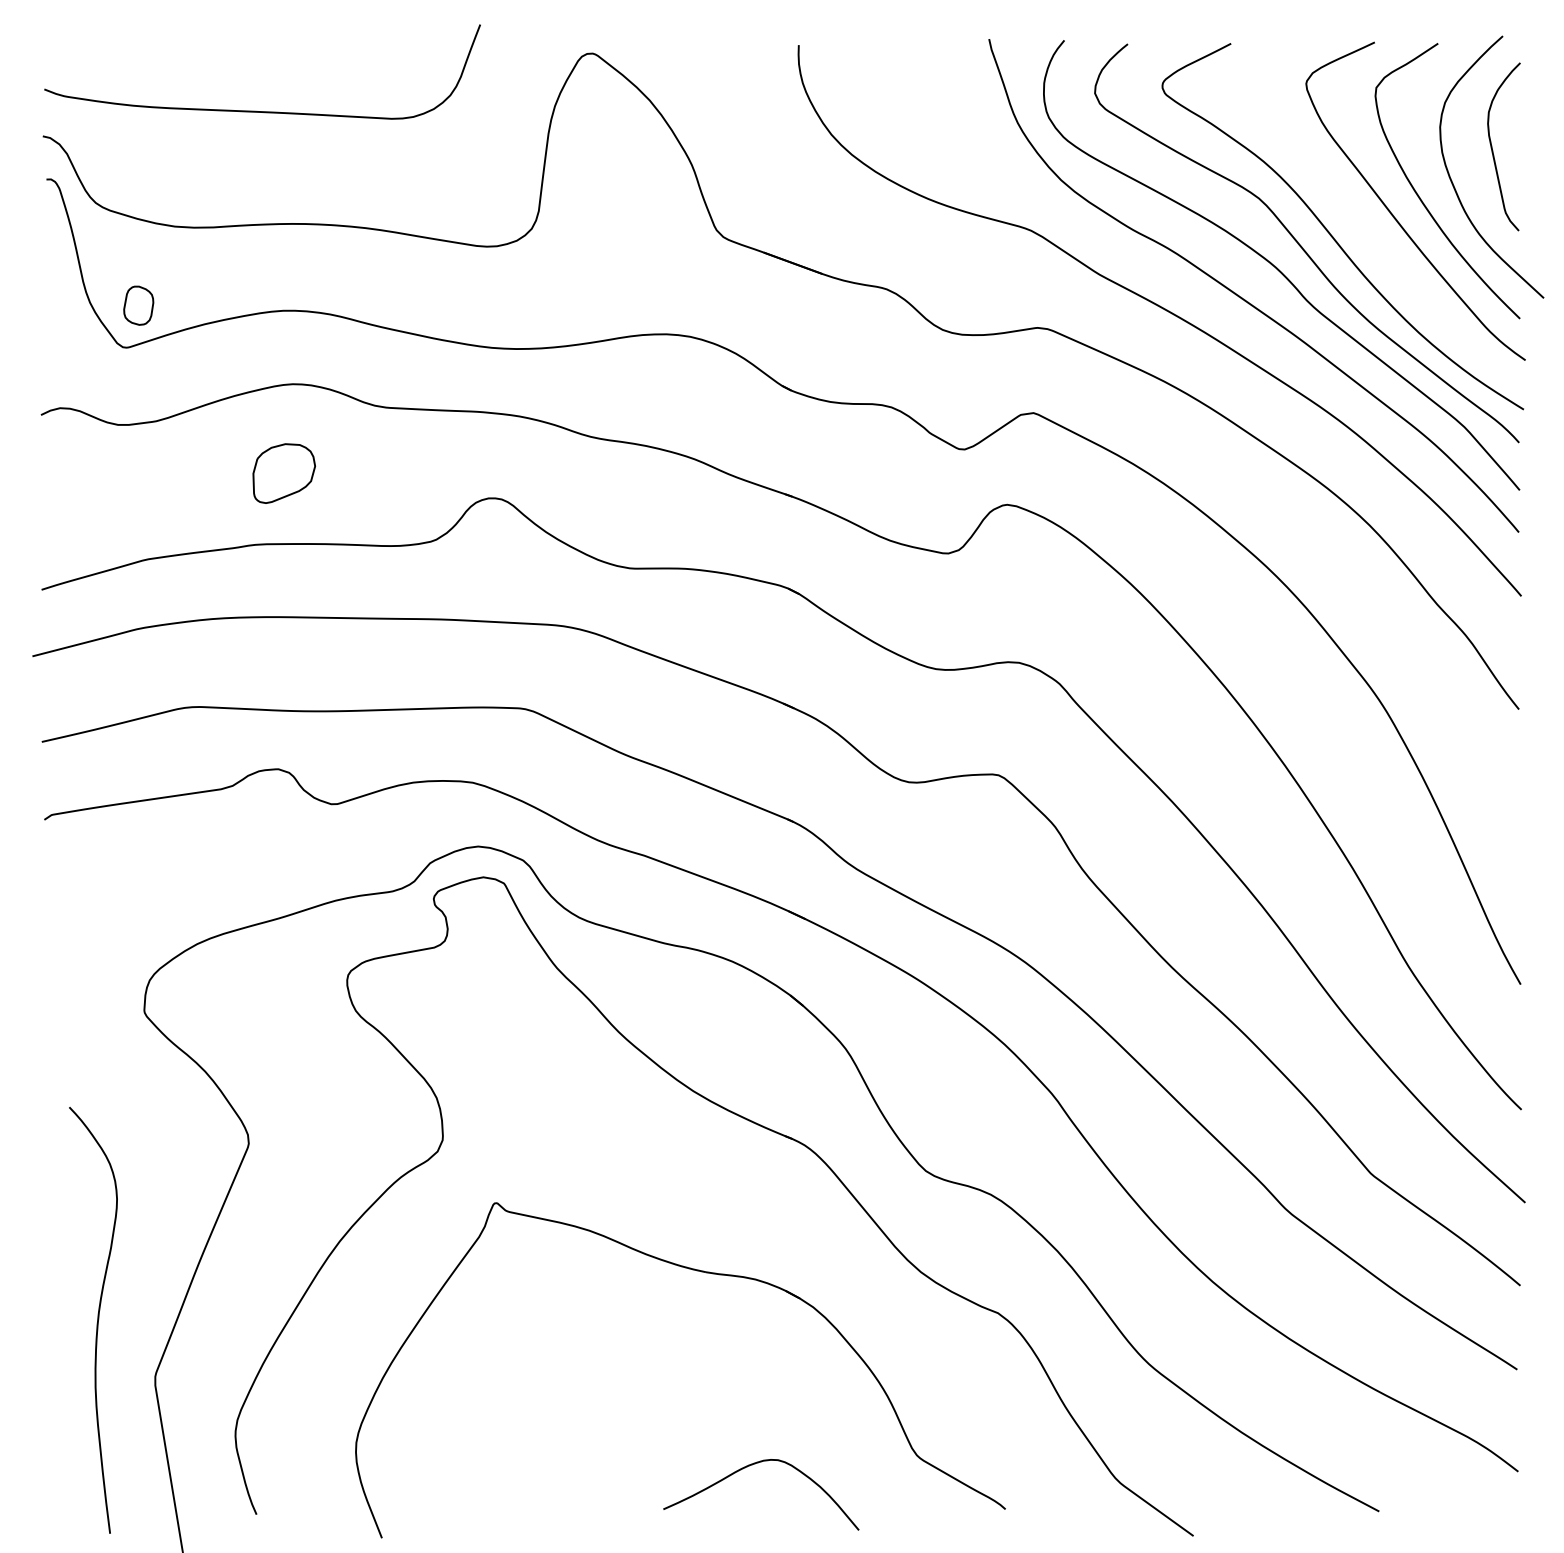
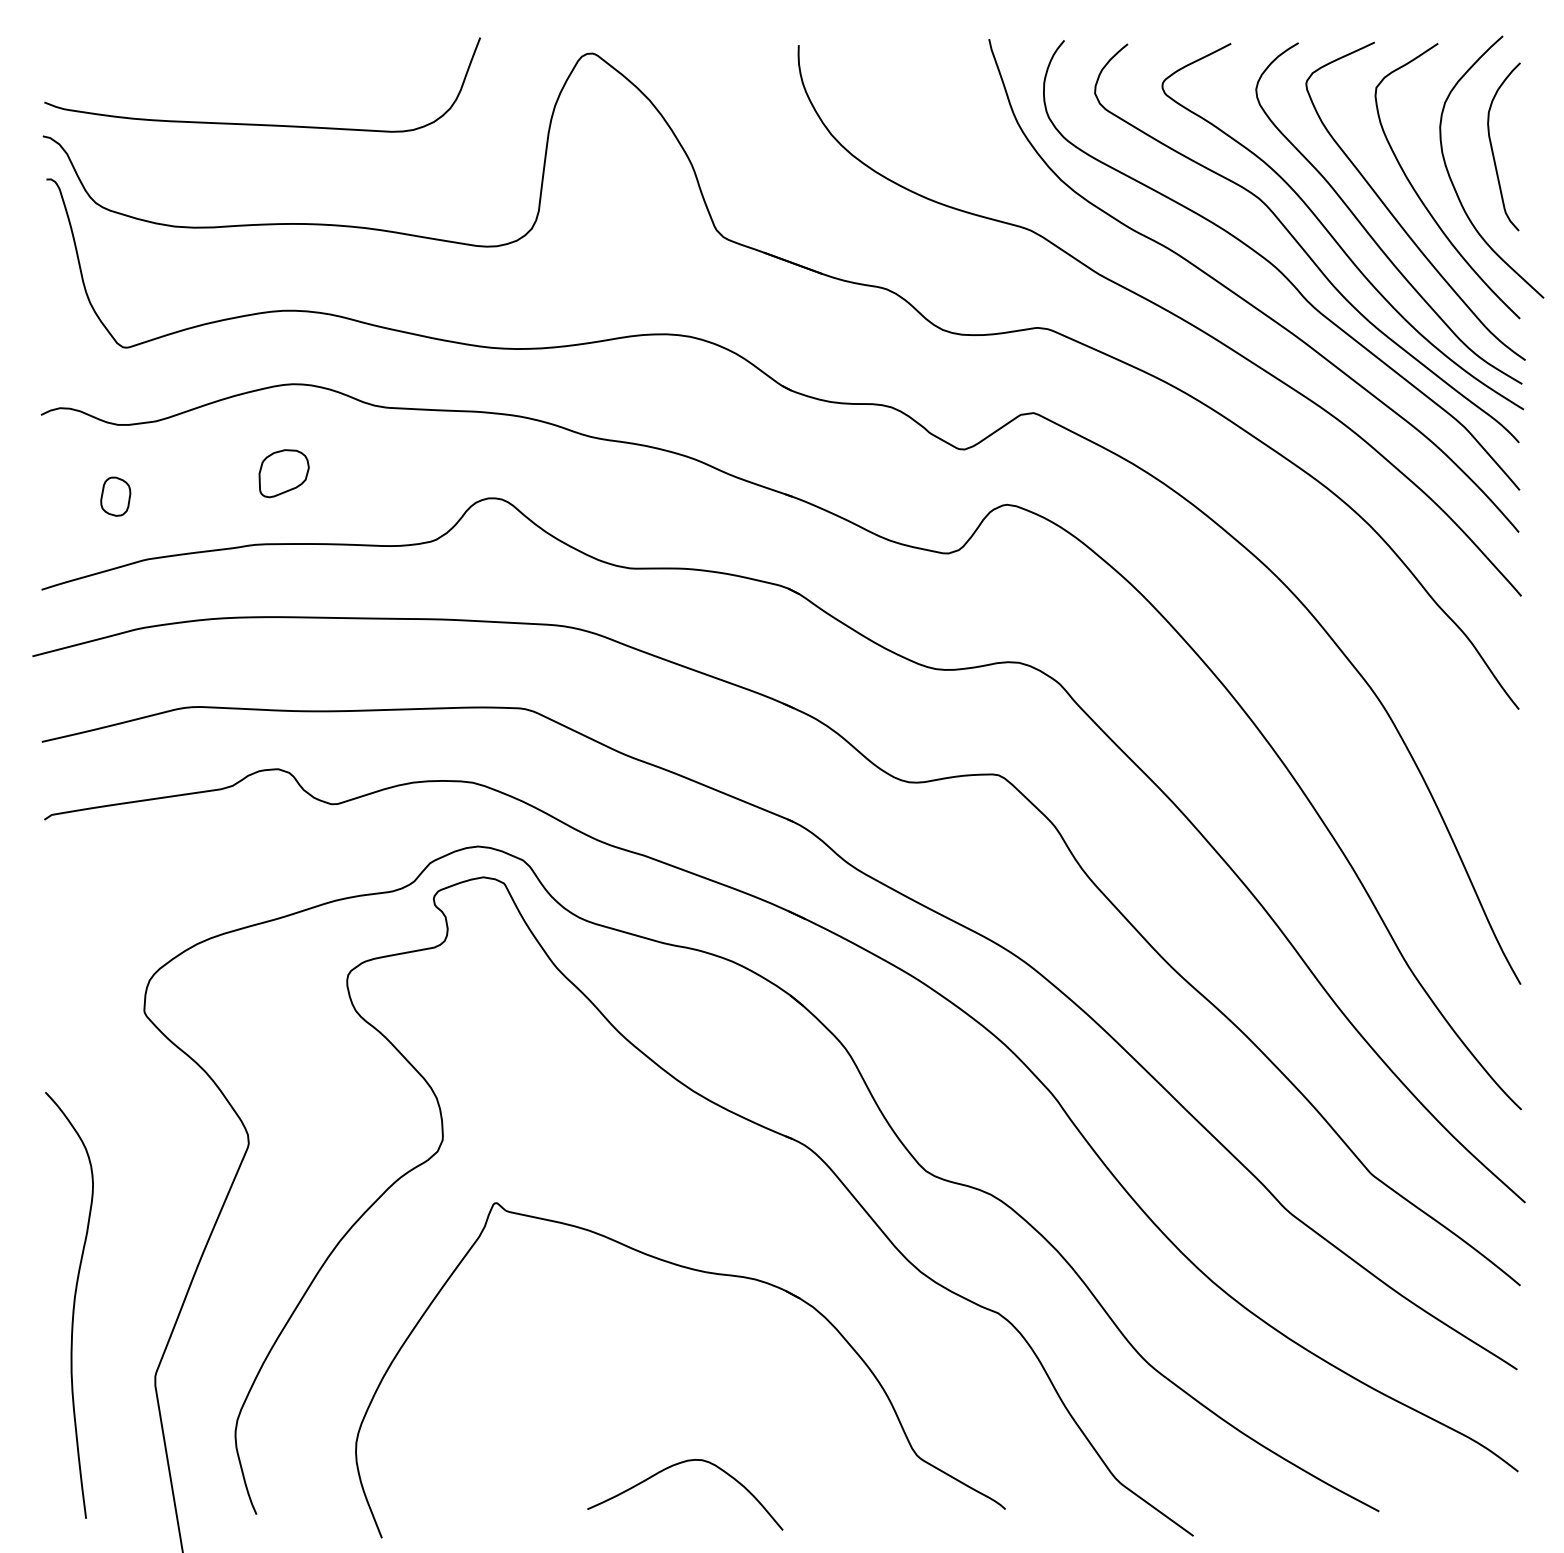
curve position: (256, 110) -> (256, 123) (256, 123)
curve: none -> present (1368, 231)
part position: (138, 305) -> (115, 496) (115, 496)
part size: 64x61 px -> 52x50 px (283, 473)
curve position: (97, 1320) -> (73, 1305) (73, 1305)
curve position: (752, 1465) -> (676, 1465) (676, 1465)
